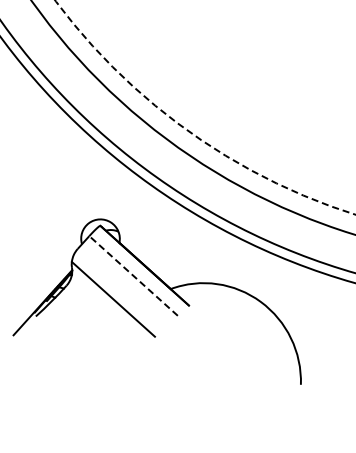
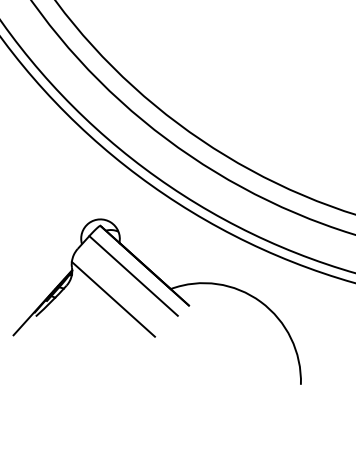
circle: dashed -> solid (204, 107)
line: dashed -> solid (133, 275)
